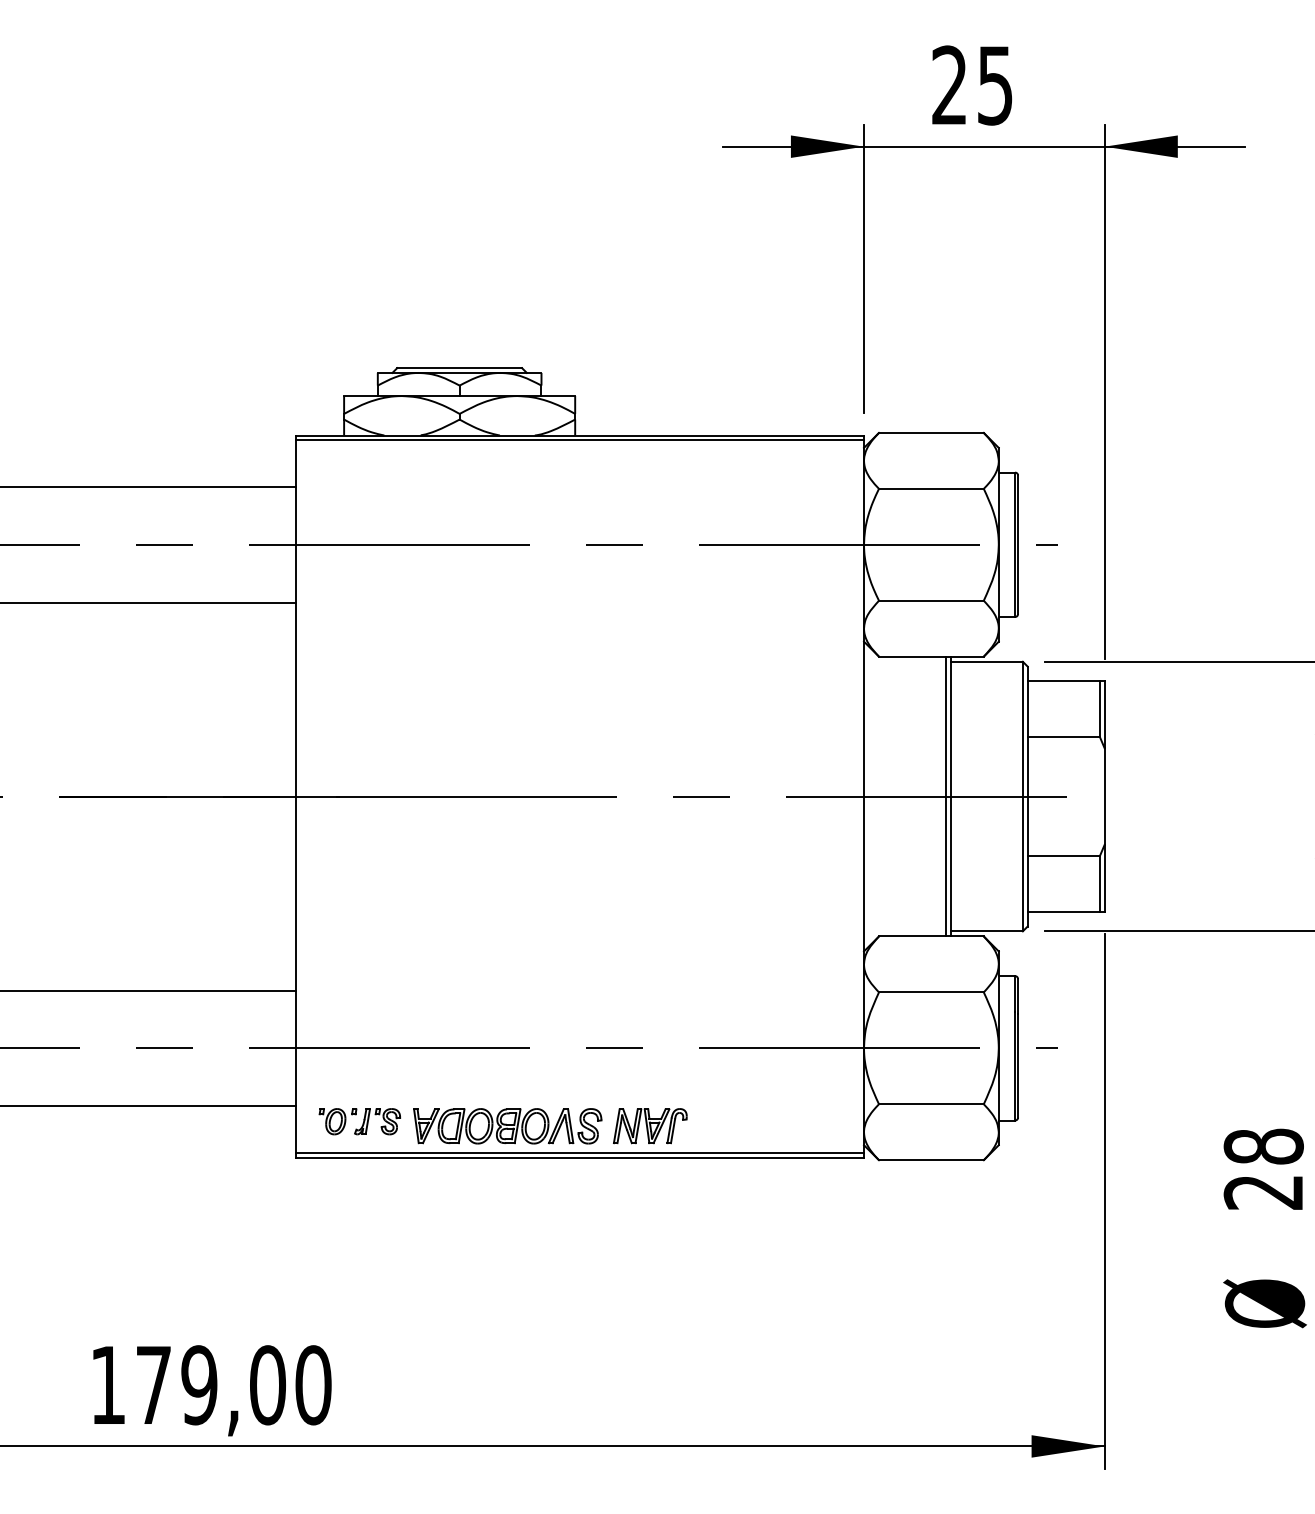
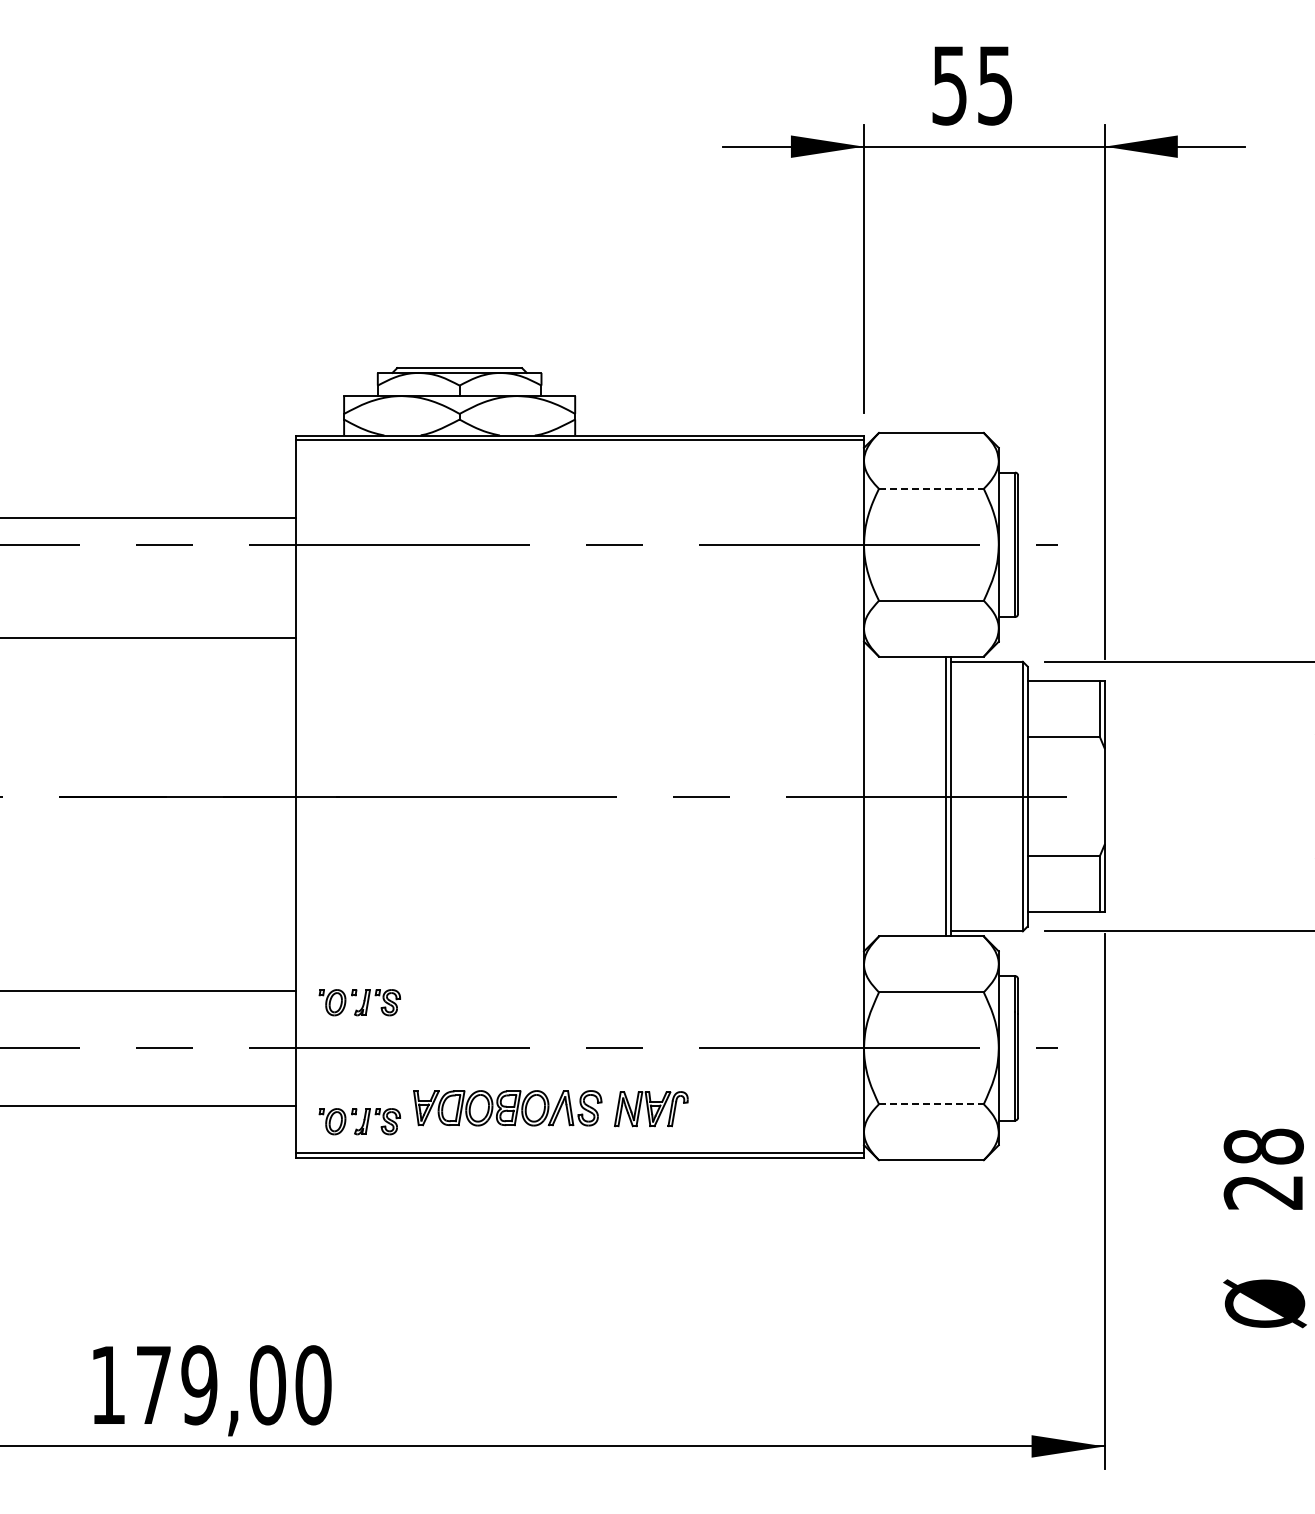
text: 25 -> 55 (949, 85)
line position: (148, 487) -> (148, 518) (148, 518)
line: solid -> dashed (931, 488)
line position: (148, 602) -> (148, 637) (148, 637)
part: none -> present (359, 1002)
line: solid -> dashed (931, 1104)
part position: (507, 1126) -> (507, 1108) (507, 1108)
part position: (650, 1126) -> (651, 1109) (651, 1109)
